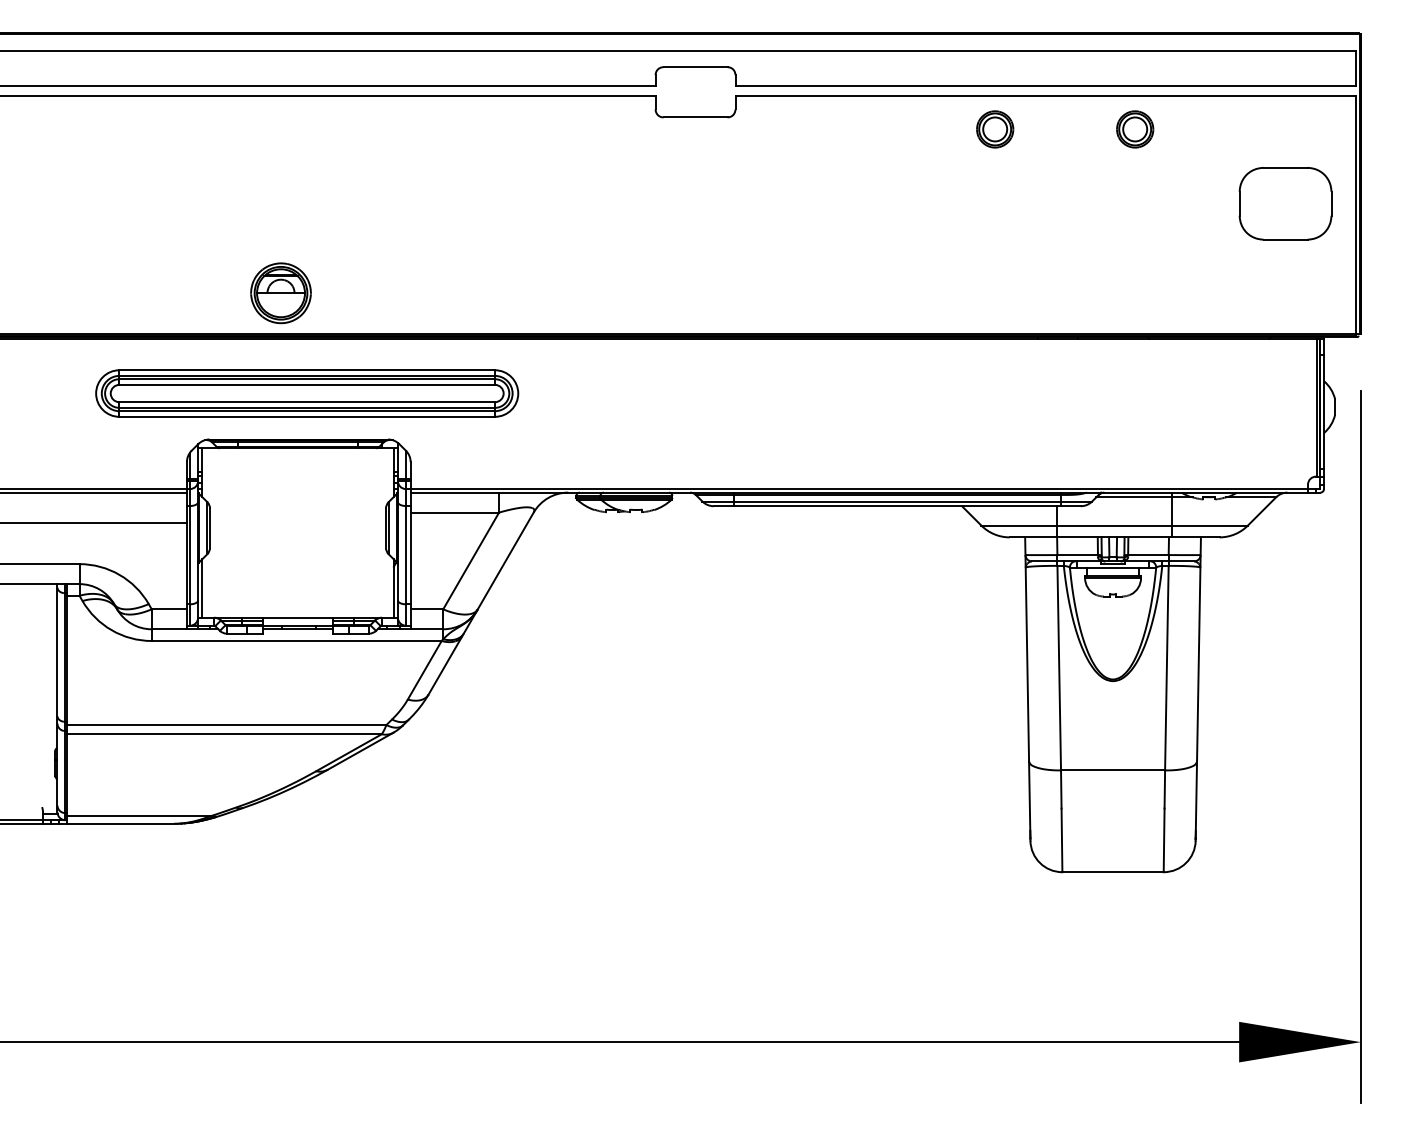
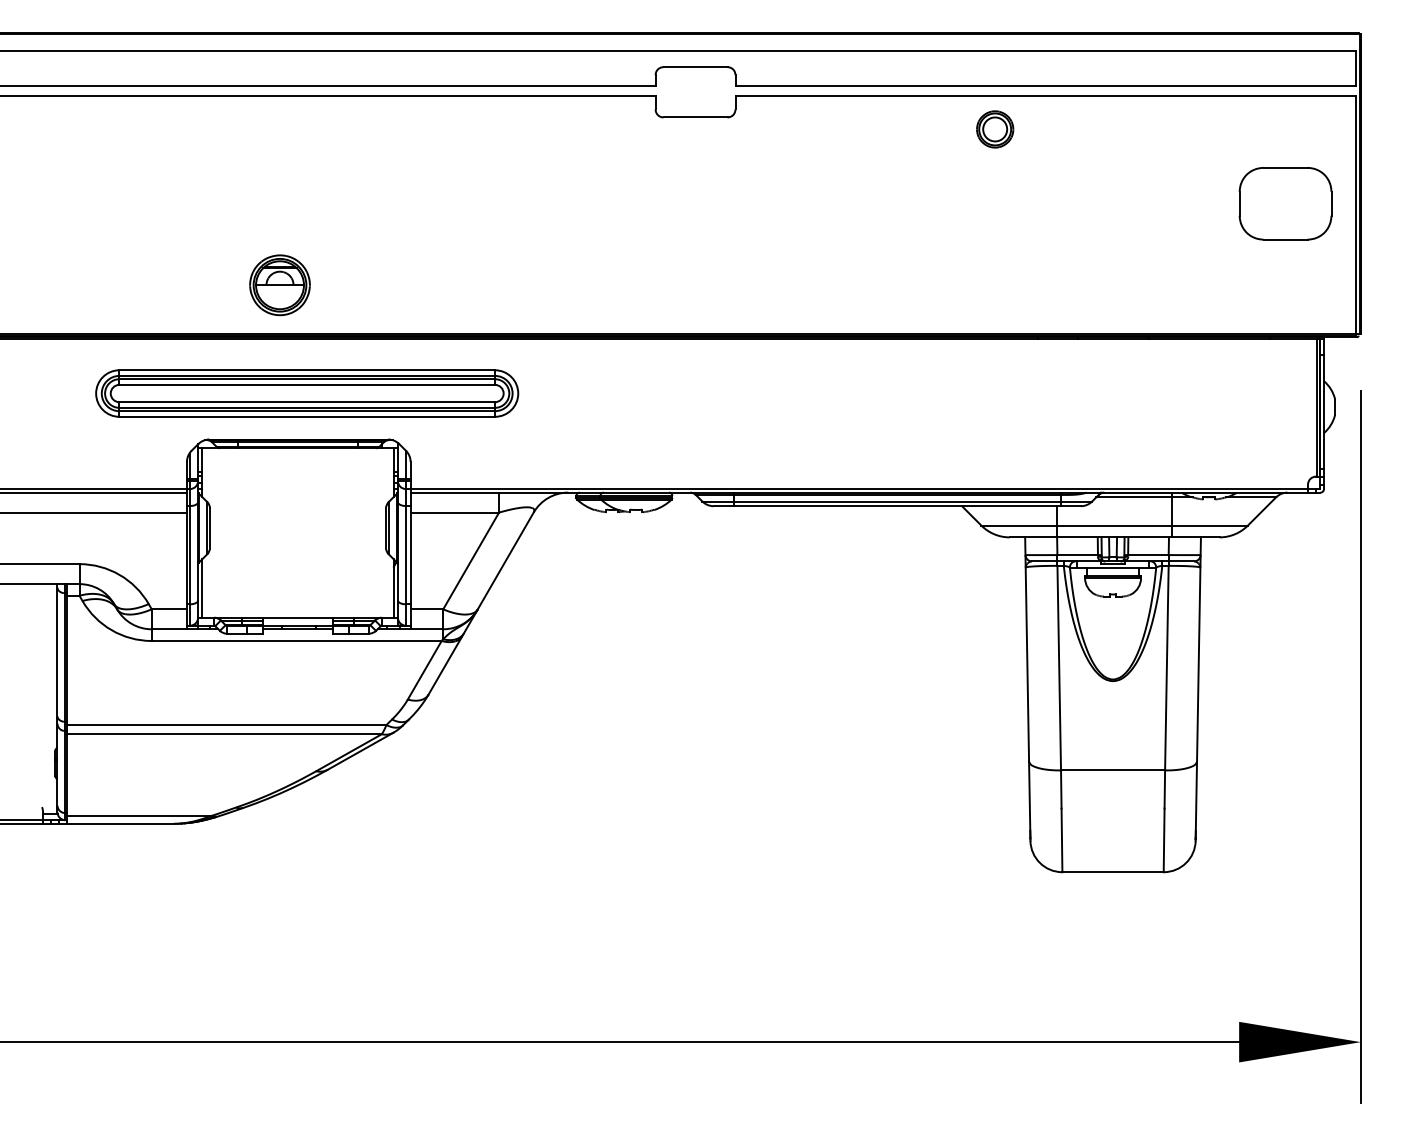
part: present -> none (1135, 129)
part position: (280, 293) -> (279, 285) (279, 285)
line position: (94, 522) -> (94, 512) (94, 512)
